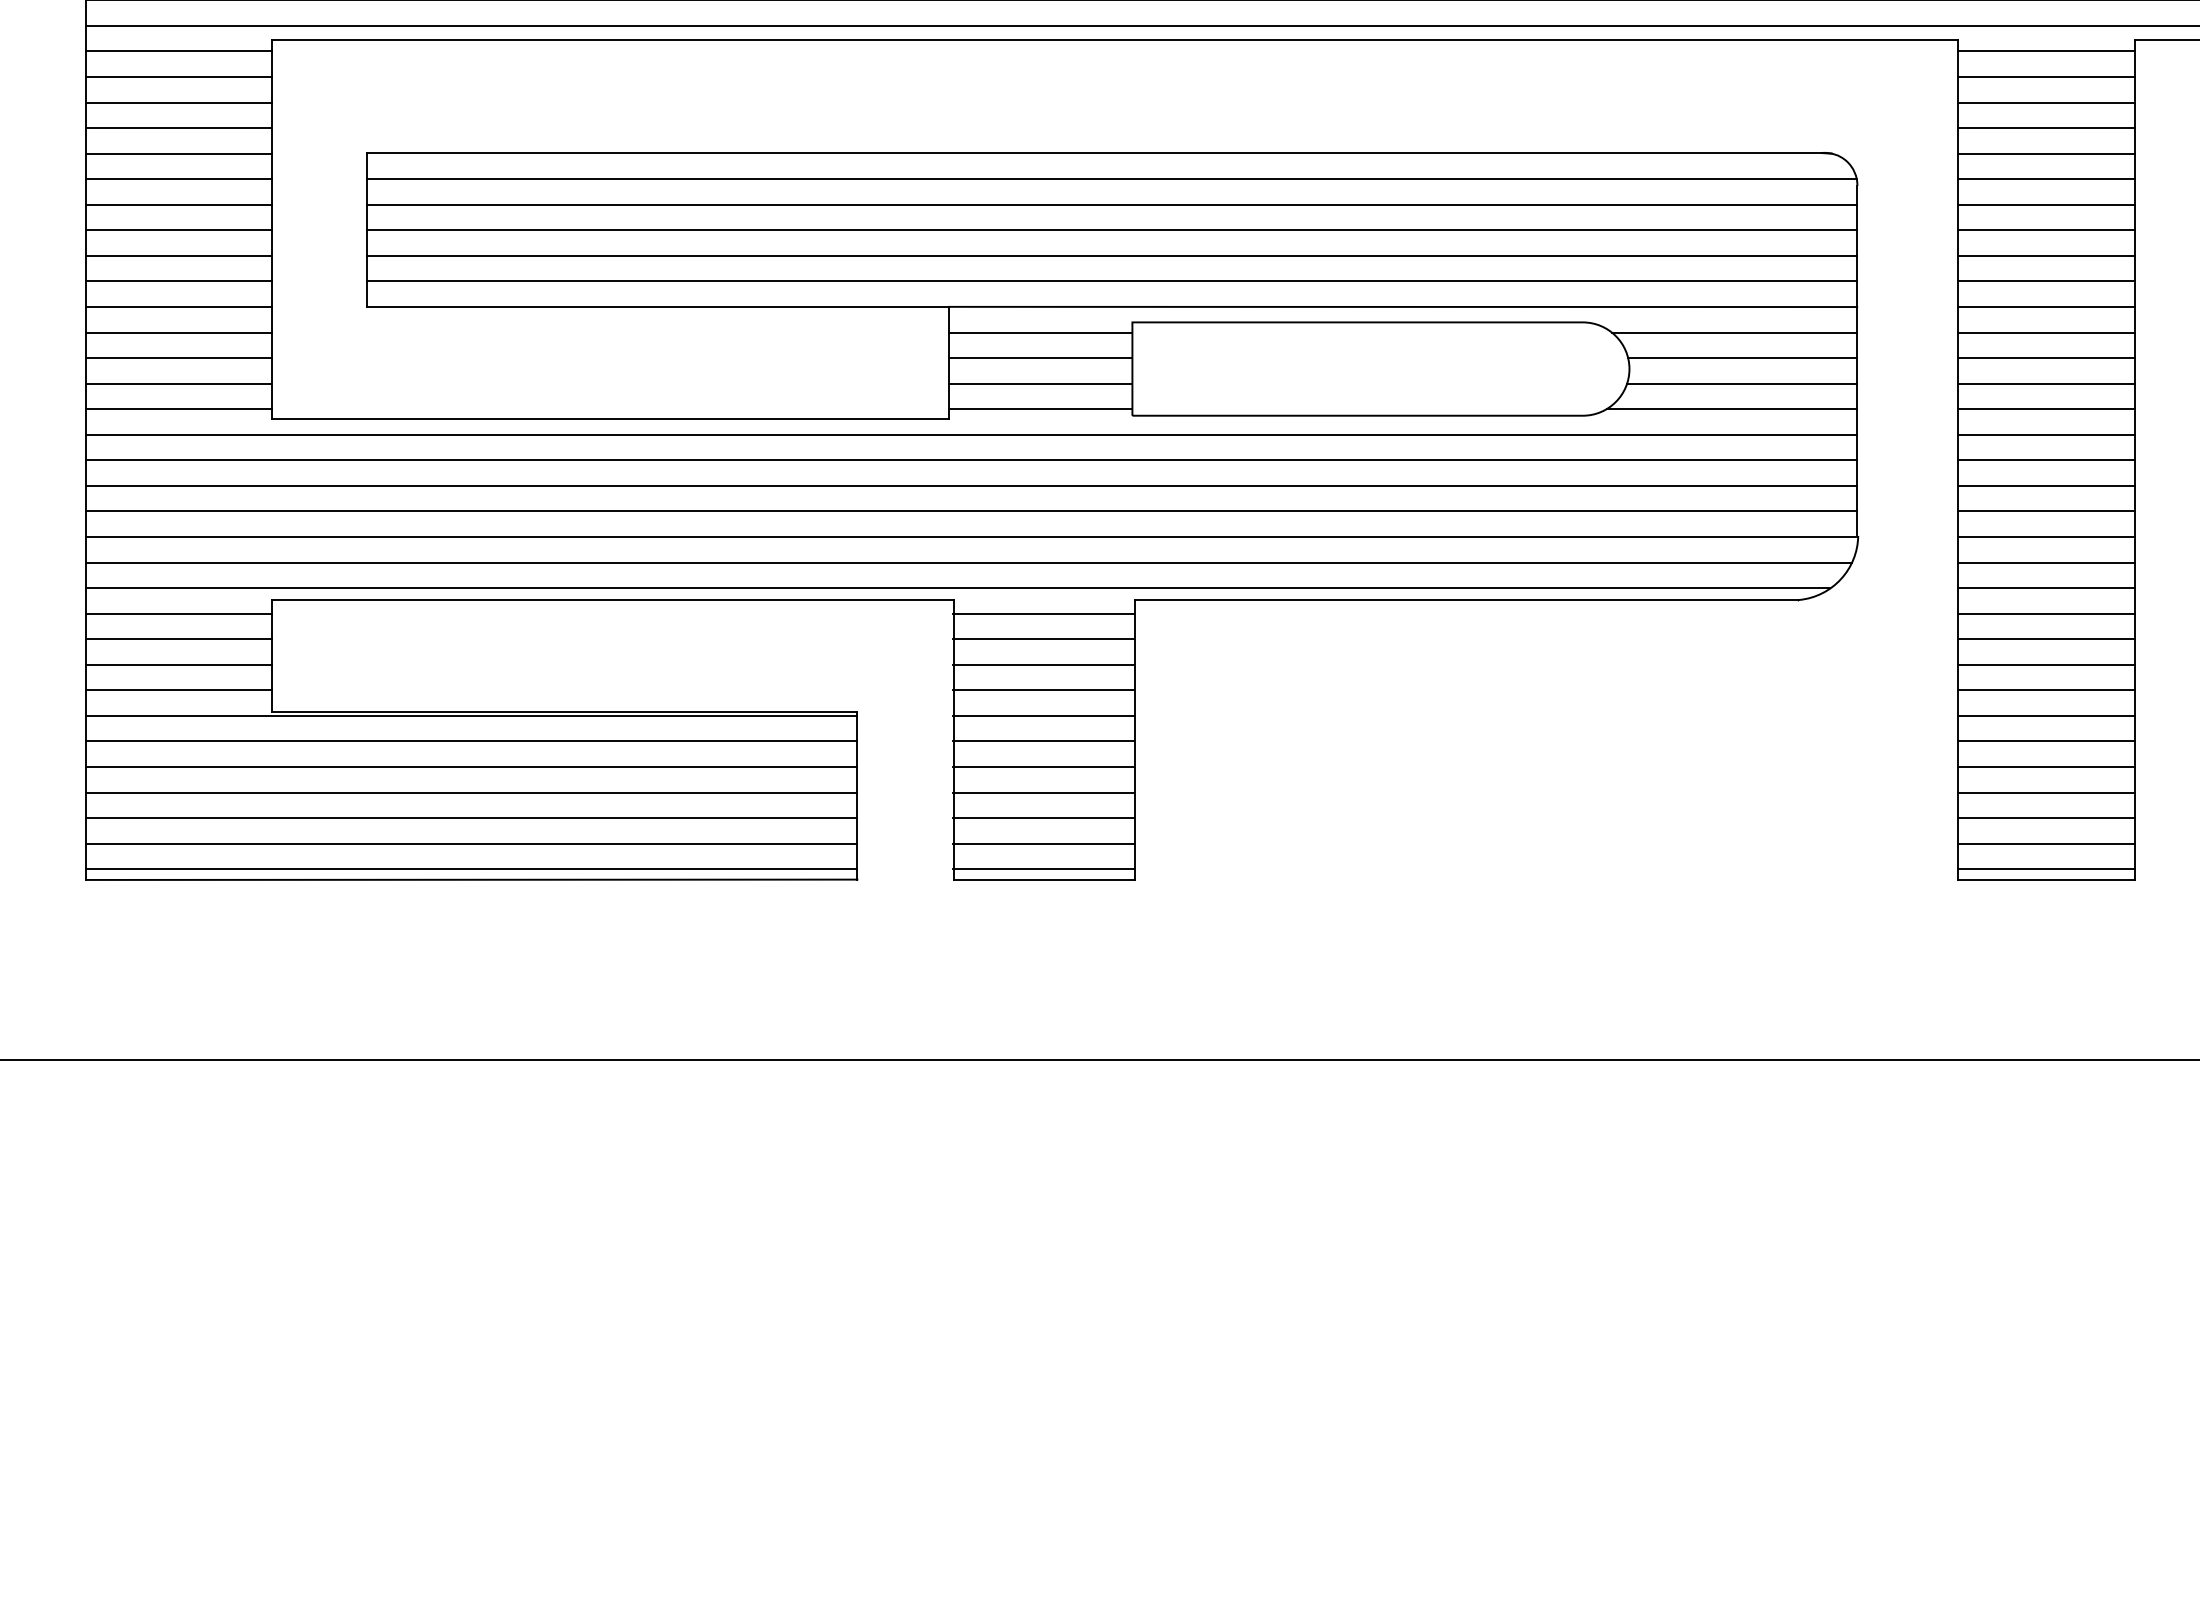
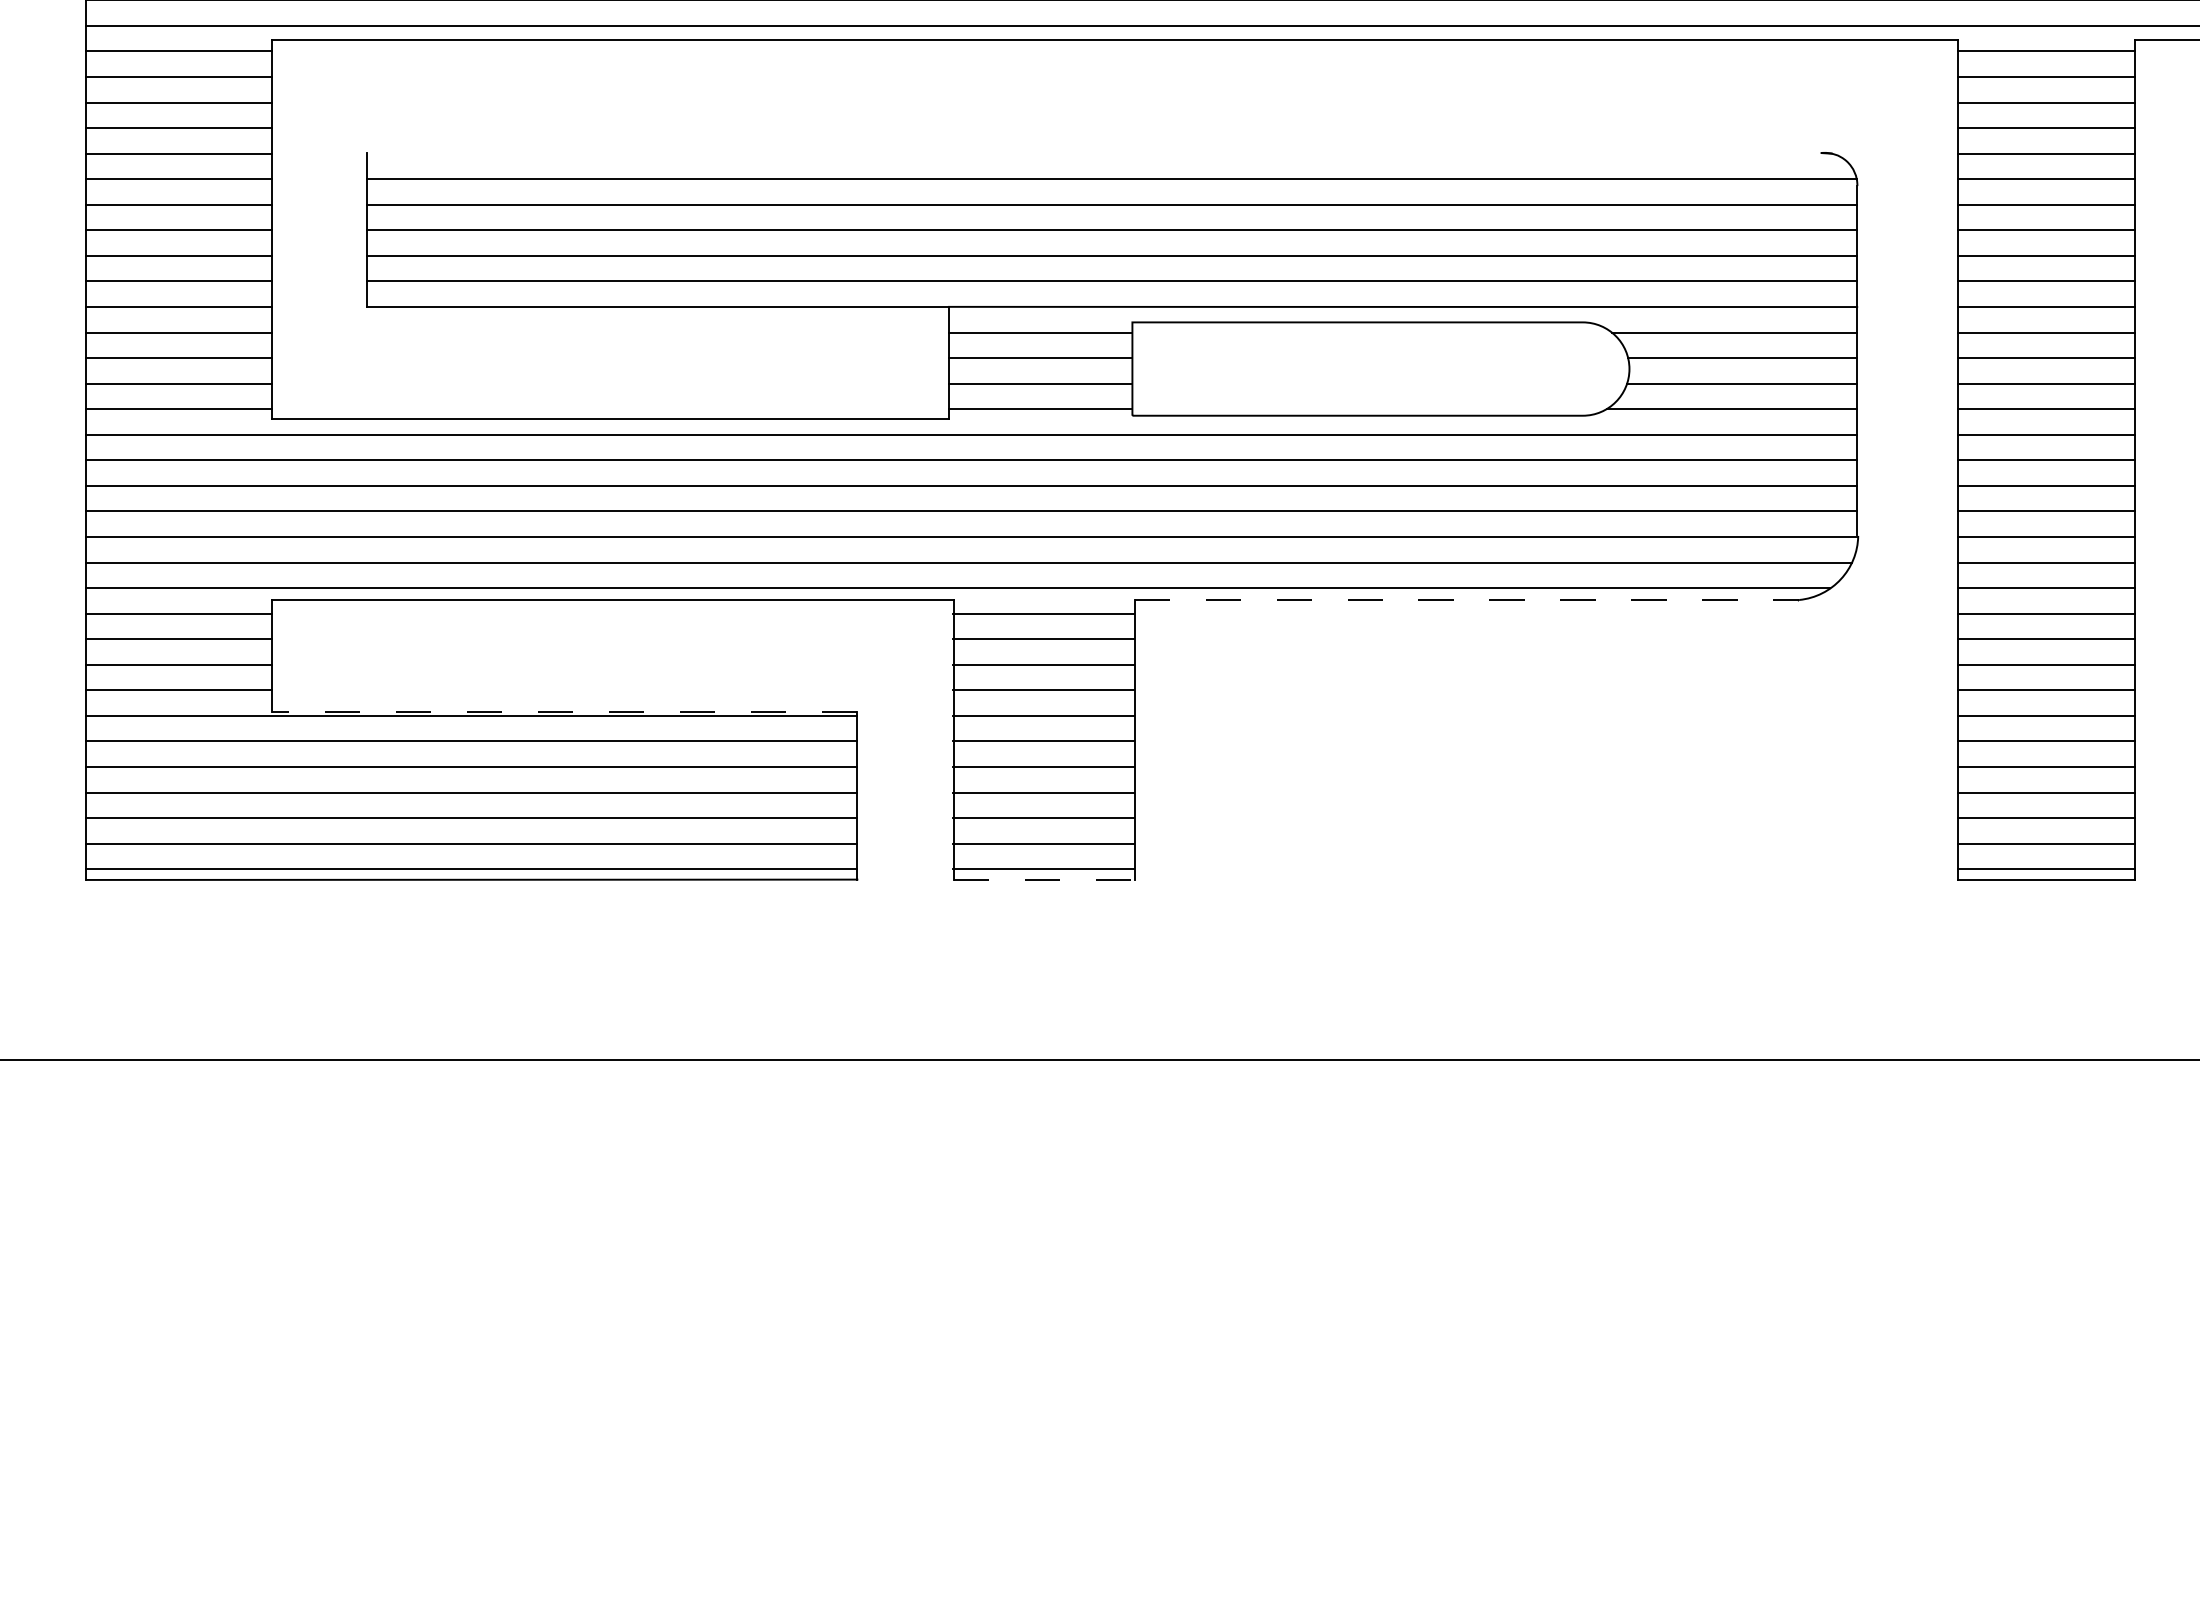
line: present -> none (1093, 153)
line: solid -> dashed (1467, 599)
line: solid -> dashed (564, 711)
line: solid -> dashed (1044, 879)
